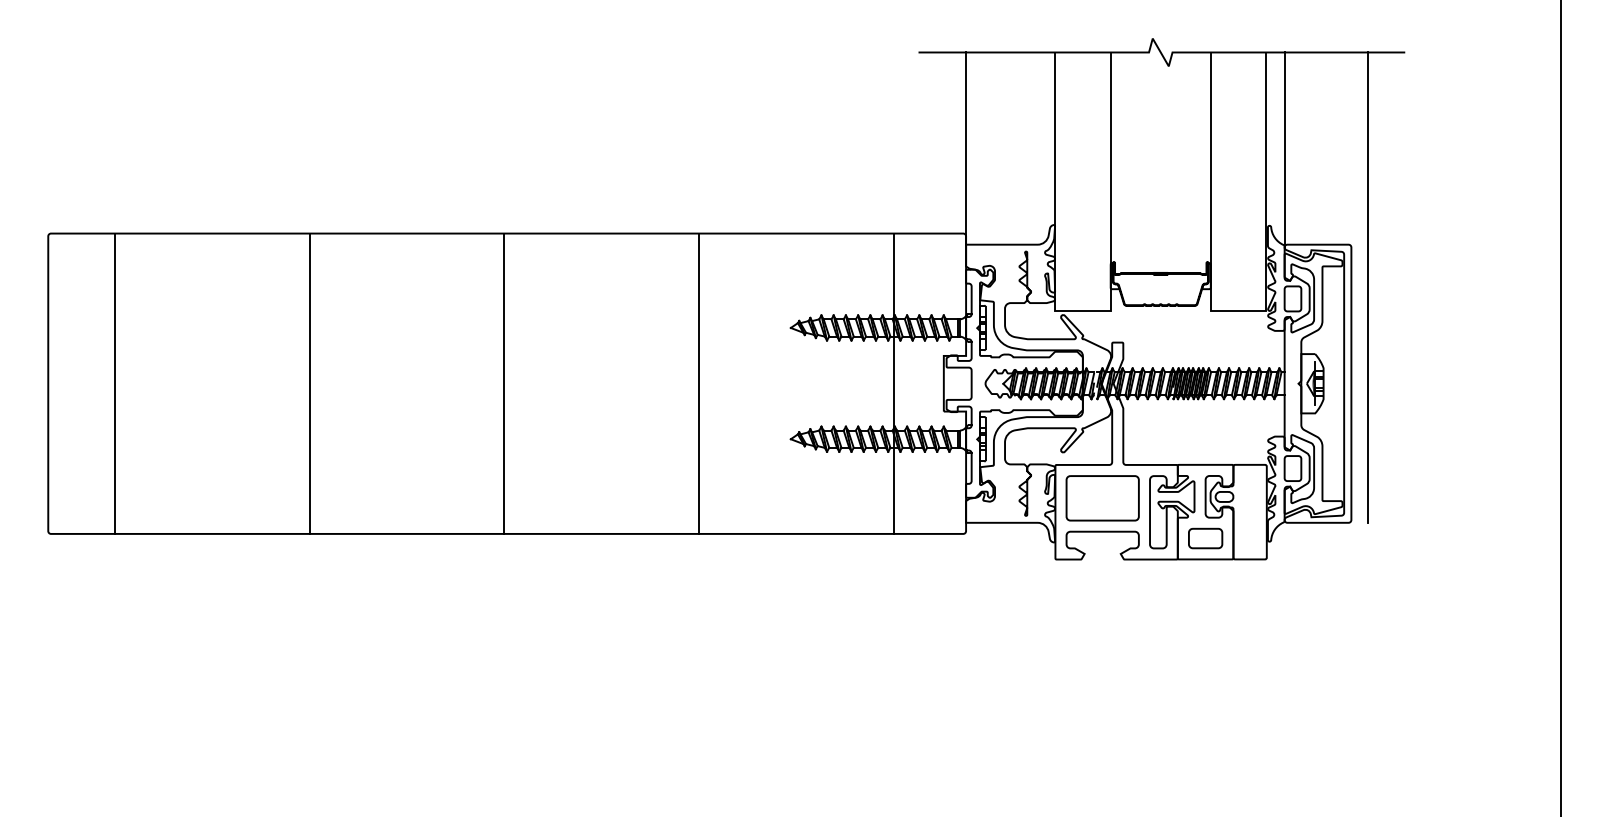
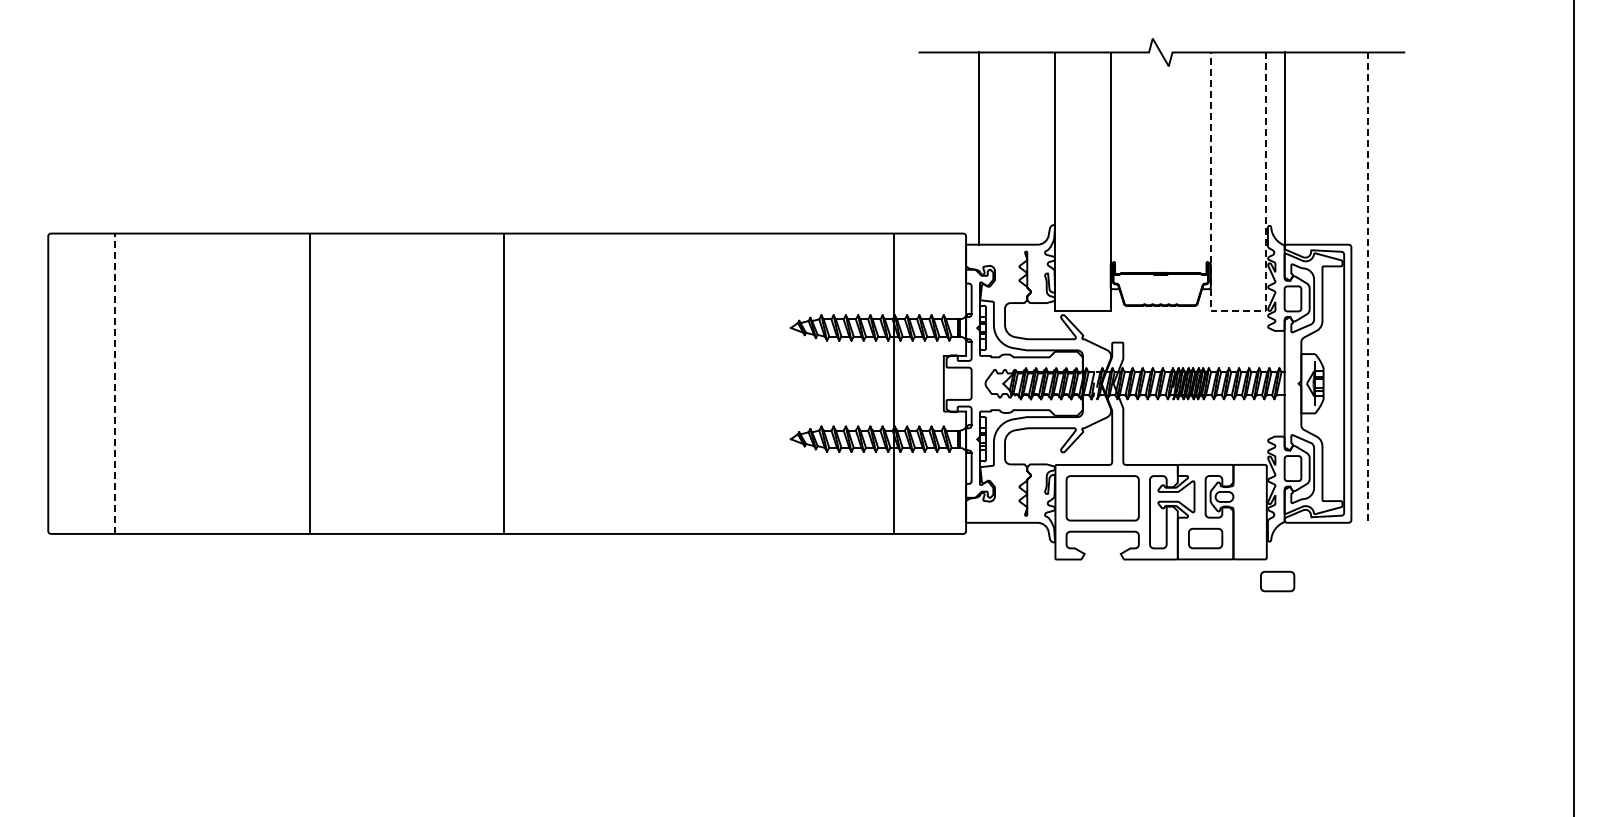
line position: (966, 148) -> (979, 148) (979, 148)
line: solid -> dashed (1368, 288)
line: solid -> dashed (1238, 311)
line: solid -> dashed (115, 383)
line: present -> none (699, 383)
line position: (1560, 407) -> (1573, 407) (1573, 407)
part: none -> present (1277, 581)
